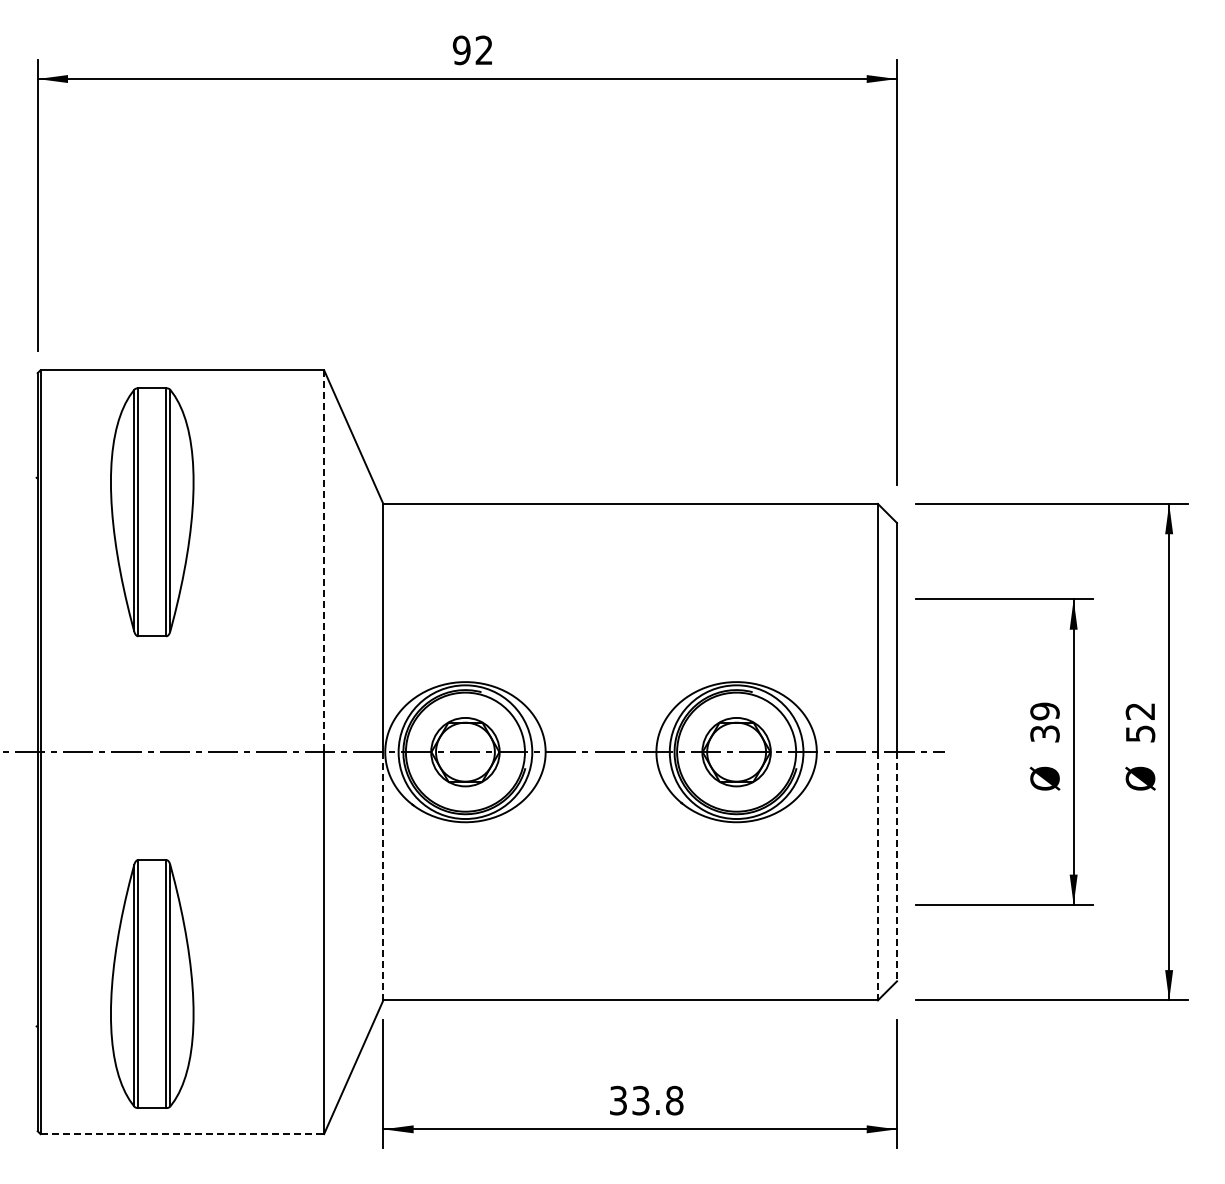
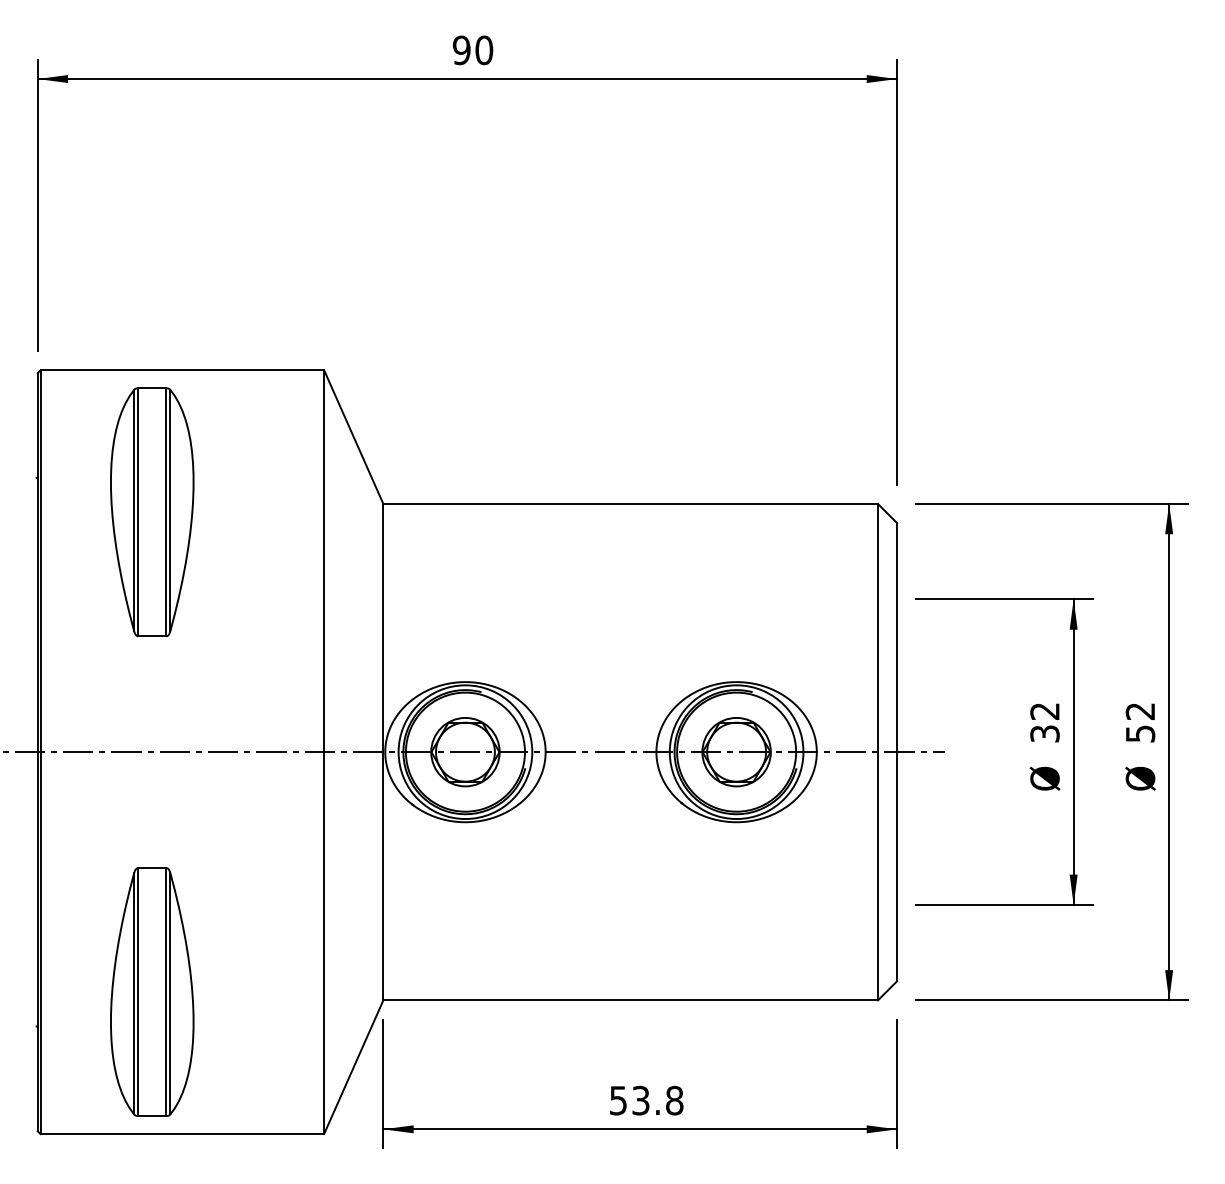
text: 92 -> 90 (484, 50)
line: dashed -> solid (324, 561)
text: 39 -> 32 (1044, 711)
line: dashed -> solid (897, 866)
line: dashed -> solid (383, 876)
line: dashed -> solid (877, 876)
part position: (152, 983) -> (152, 991) (152, 991)
text: 33.8 -> 53.8 (618, 1099)
line: dashed -> solid (182, 1134)
